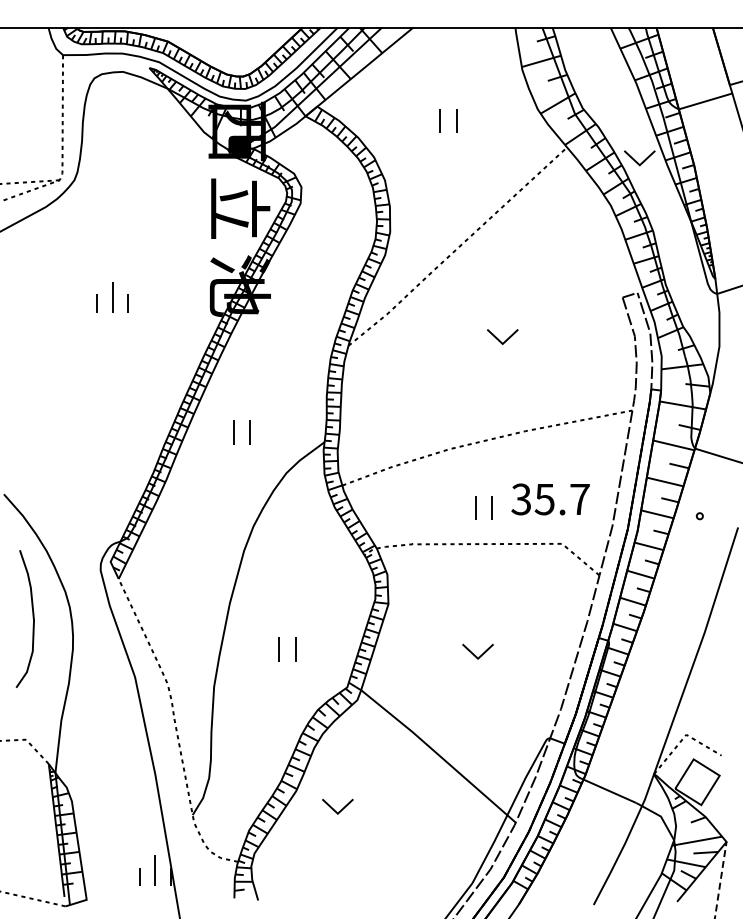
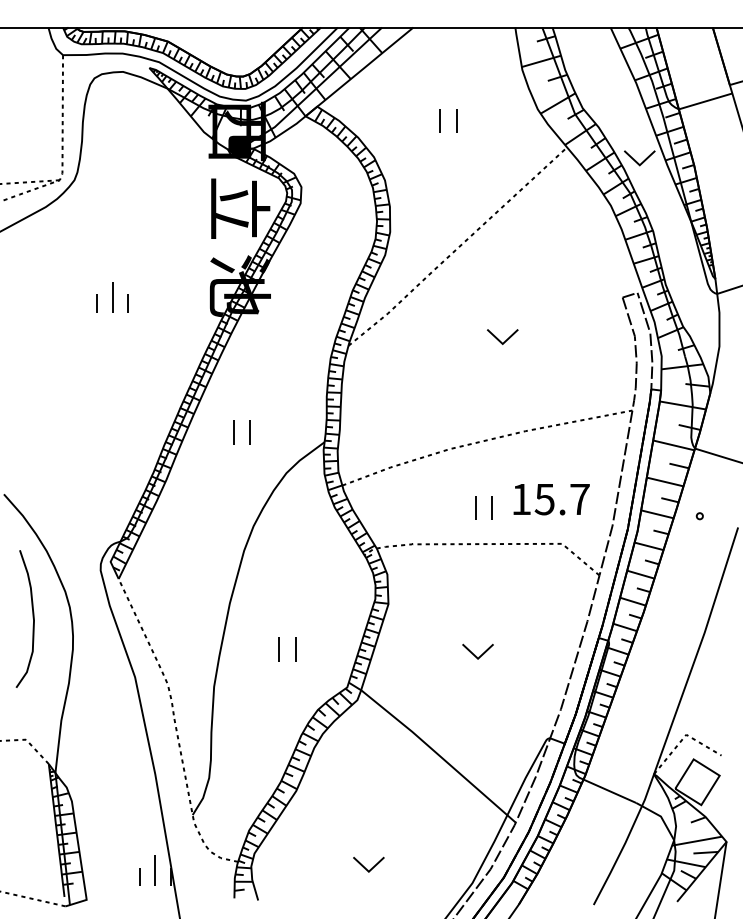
text: 35.7 -> 15.7 (520, 499)
part position: (337, 806) -> (368, 864) (368, 864)
line: dashed -> solid (720, 880)
